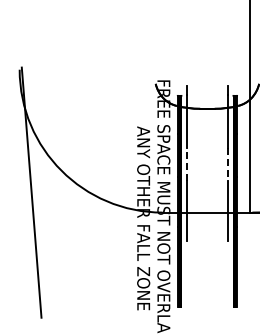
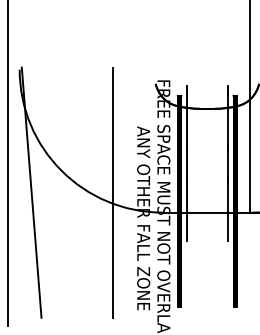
line: none -> present (8, 164)
line: dashed -> solid (186, 164)
line: dashed -> solid (227, 165)
line: none -> present (113, 192)
